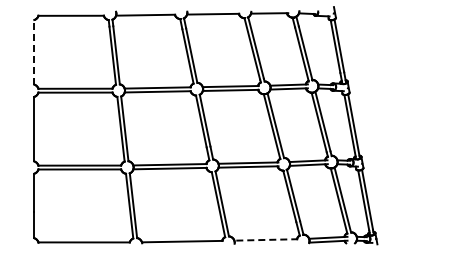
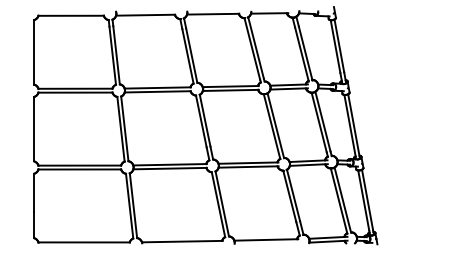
line: dashed -> solid (34, 51)
line: dashed -> solid (266, 239)
